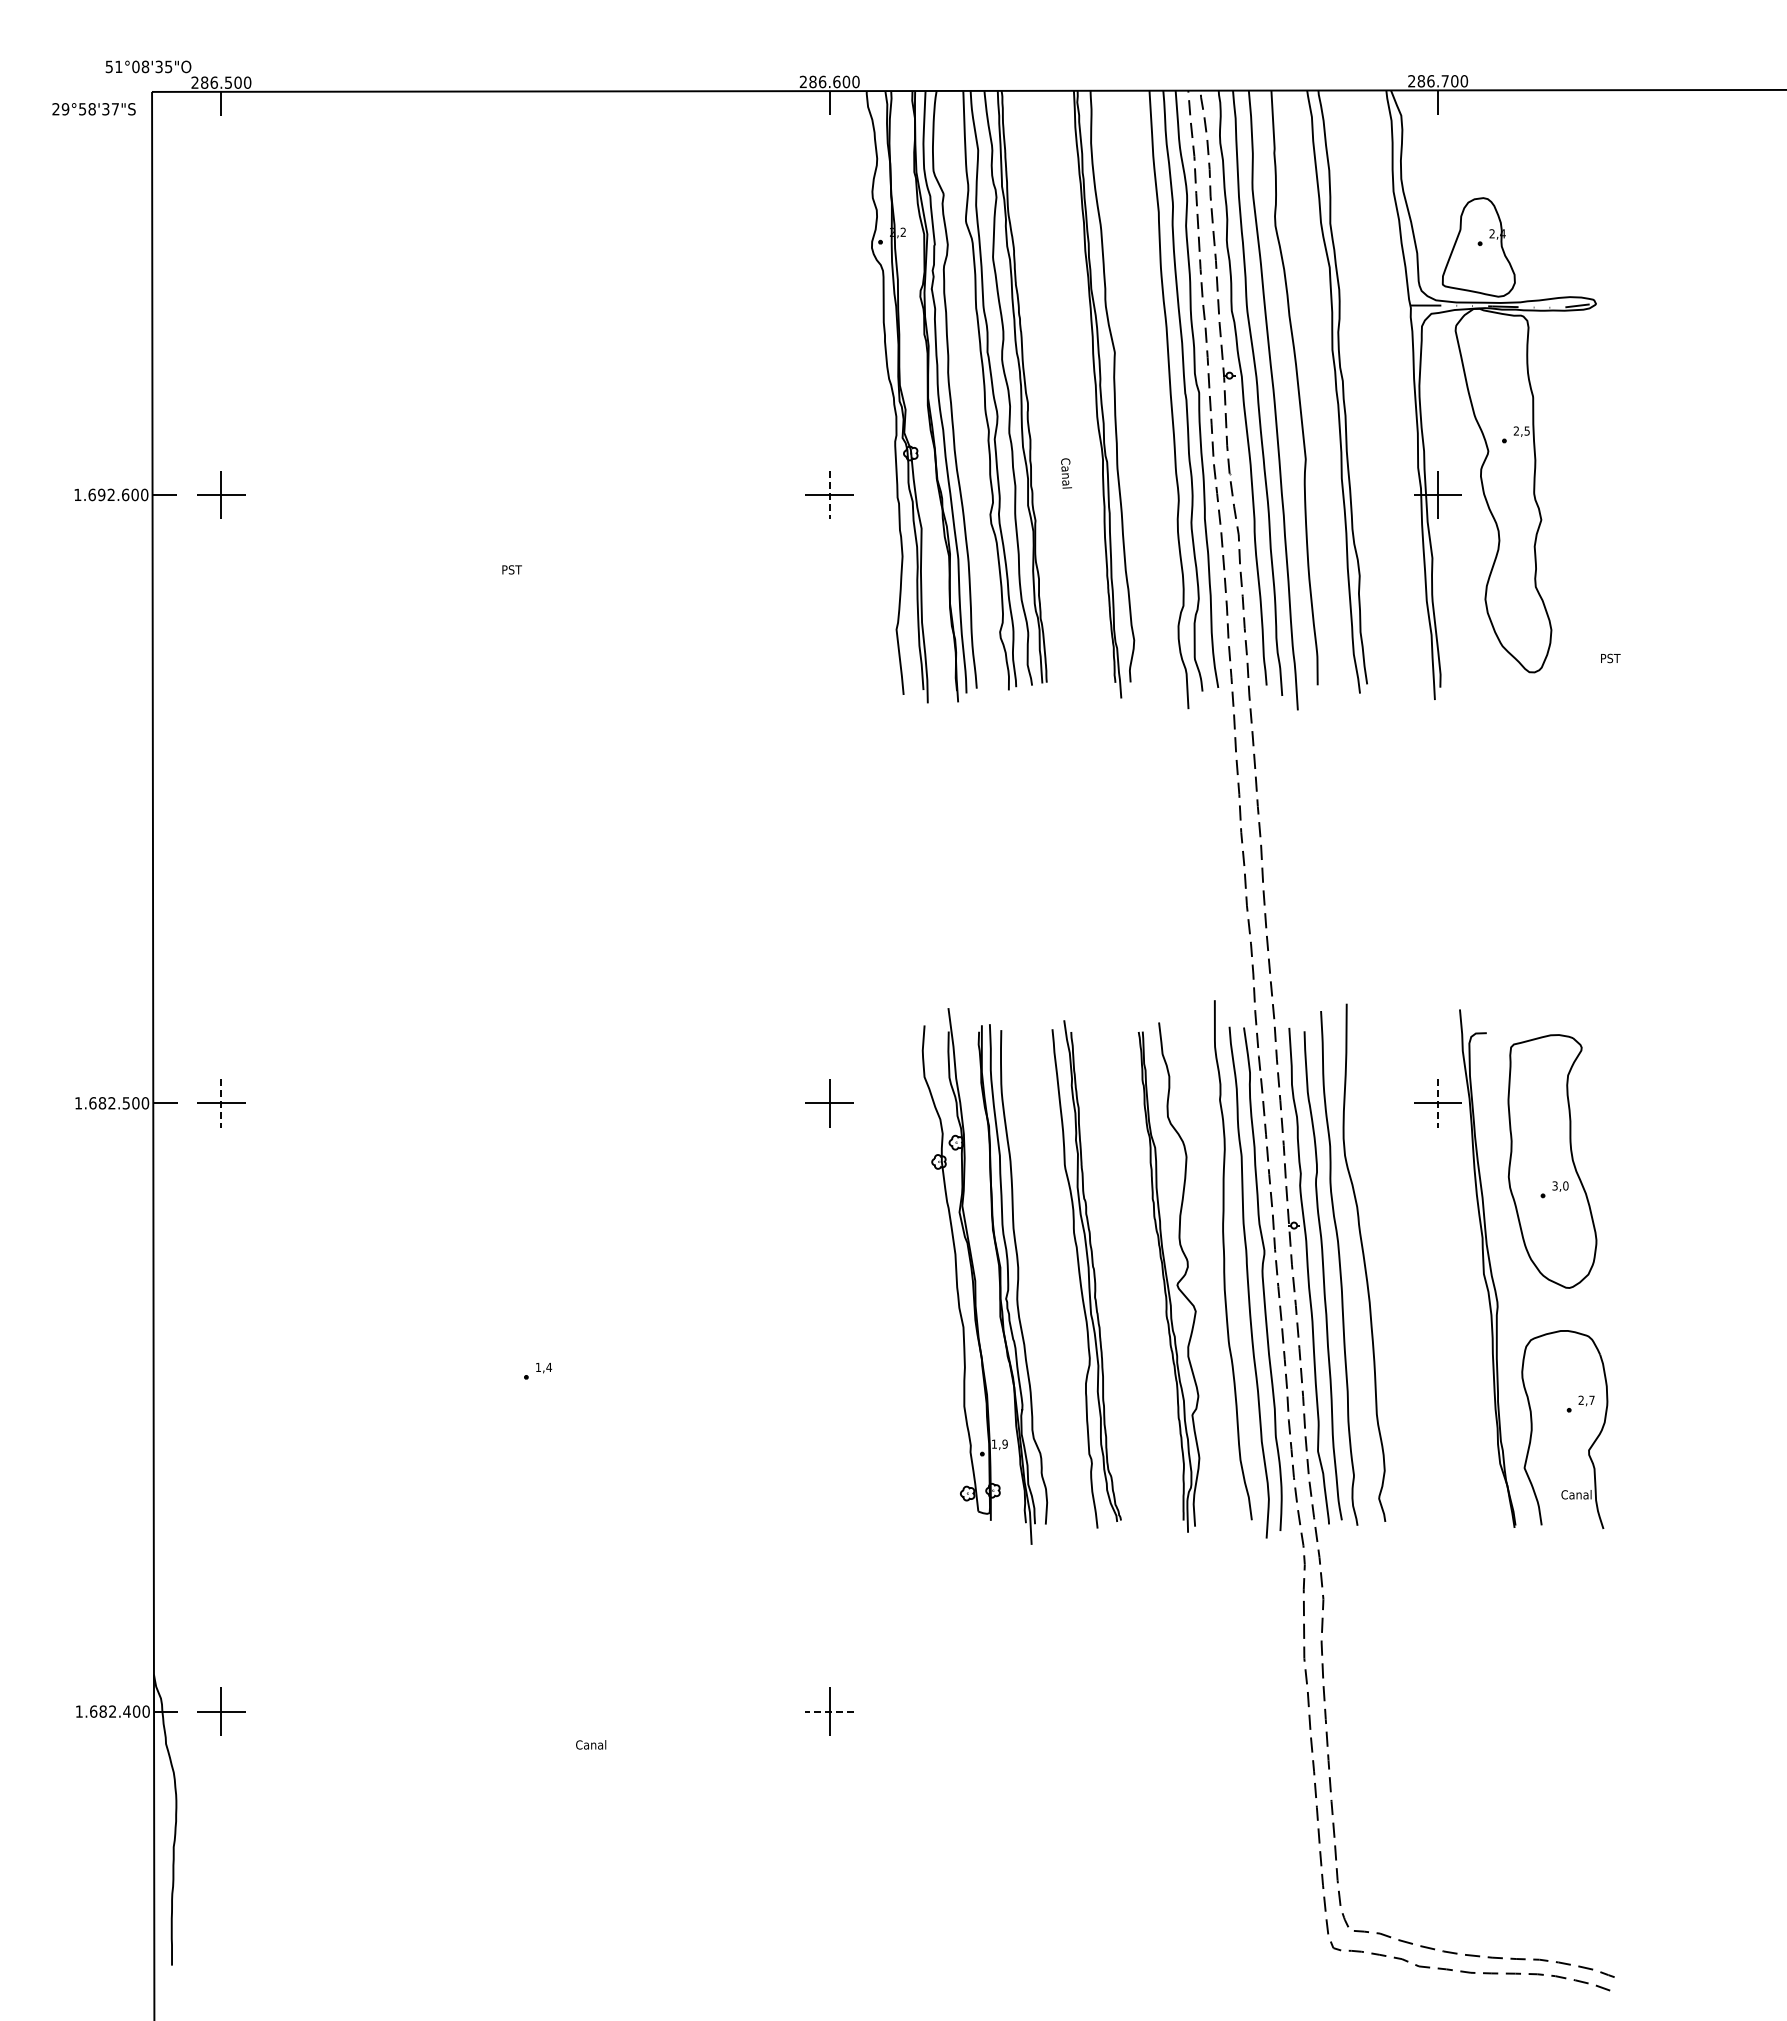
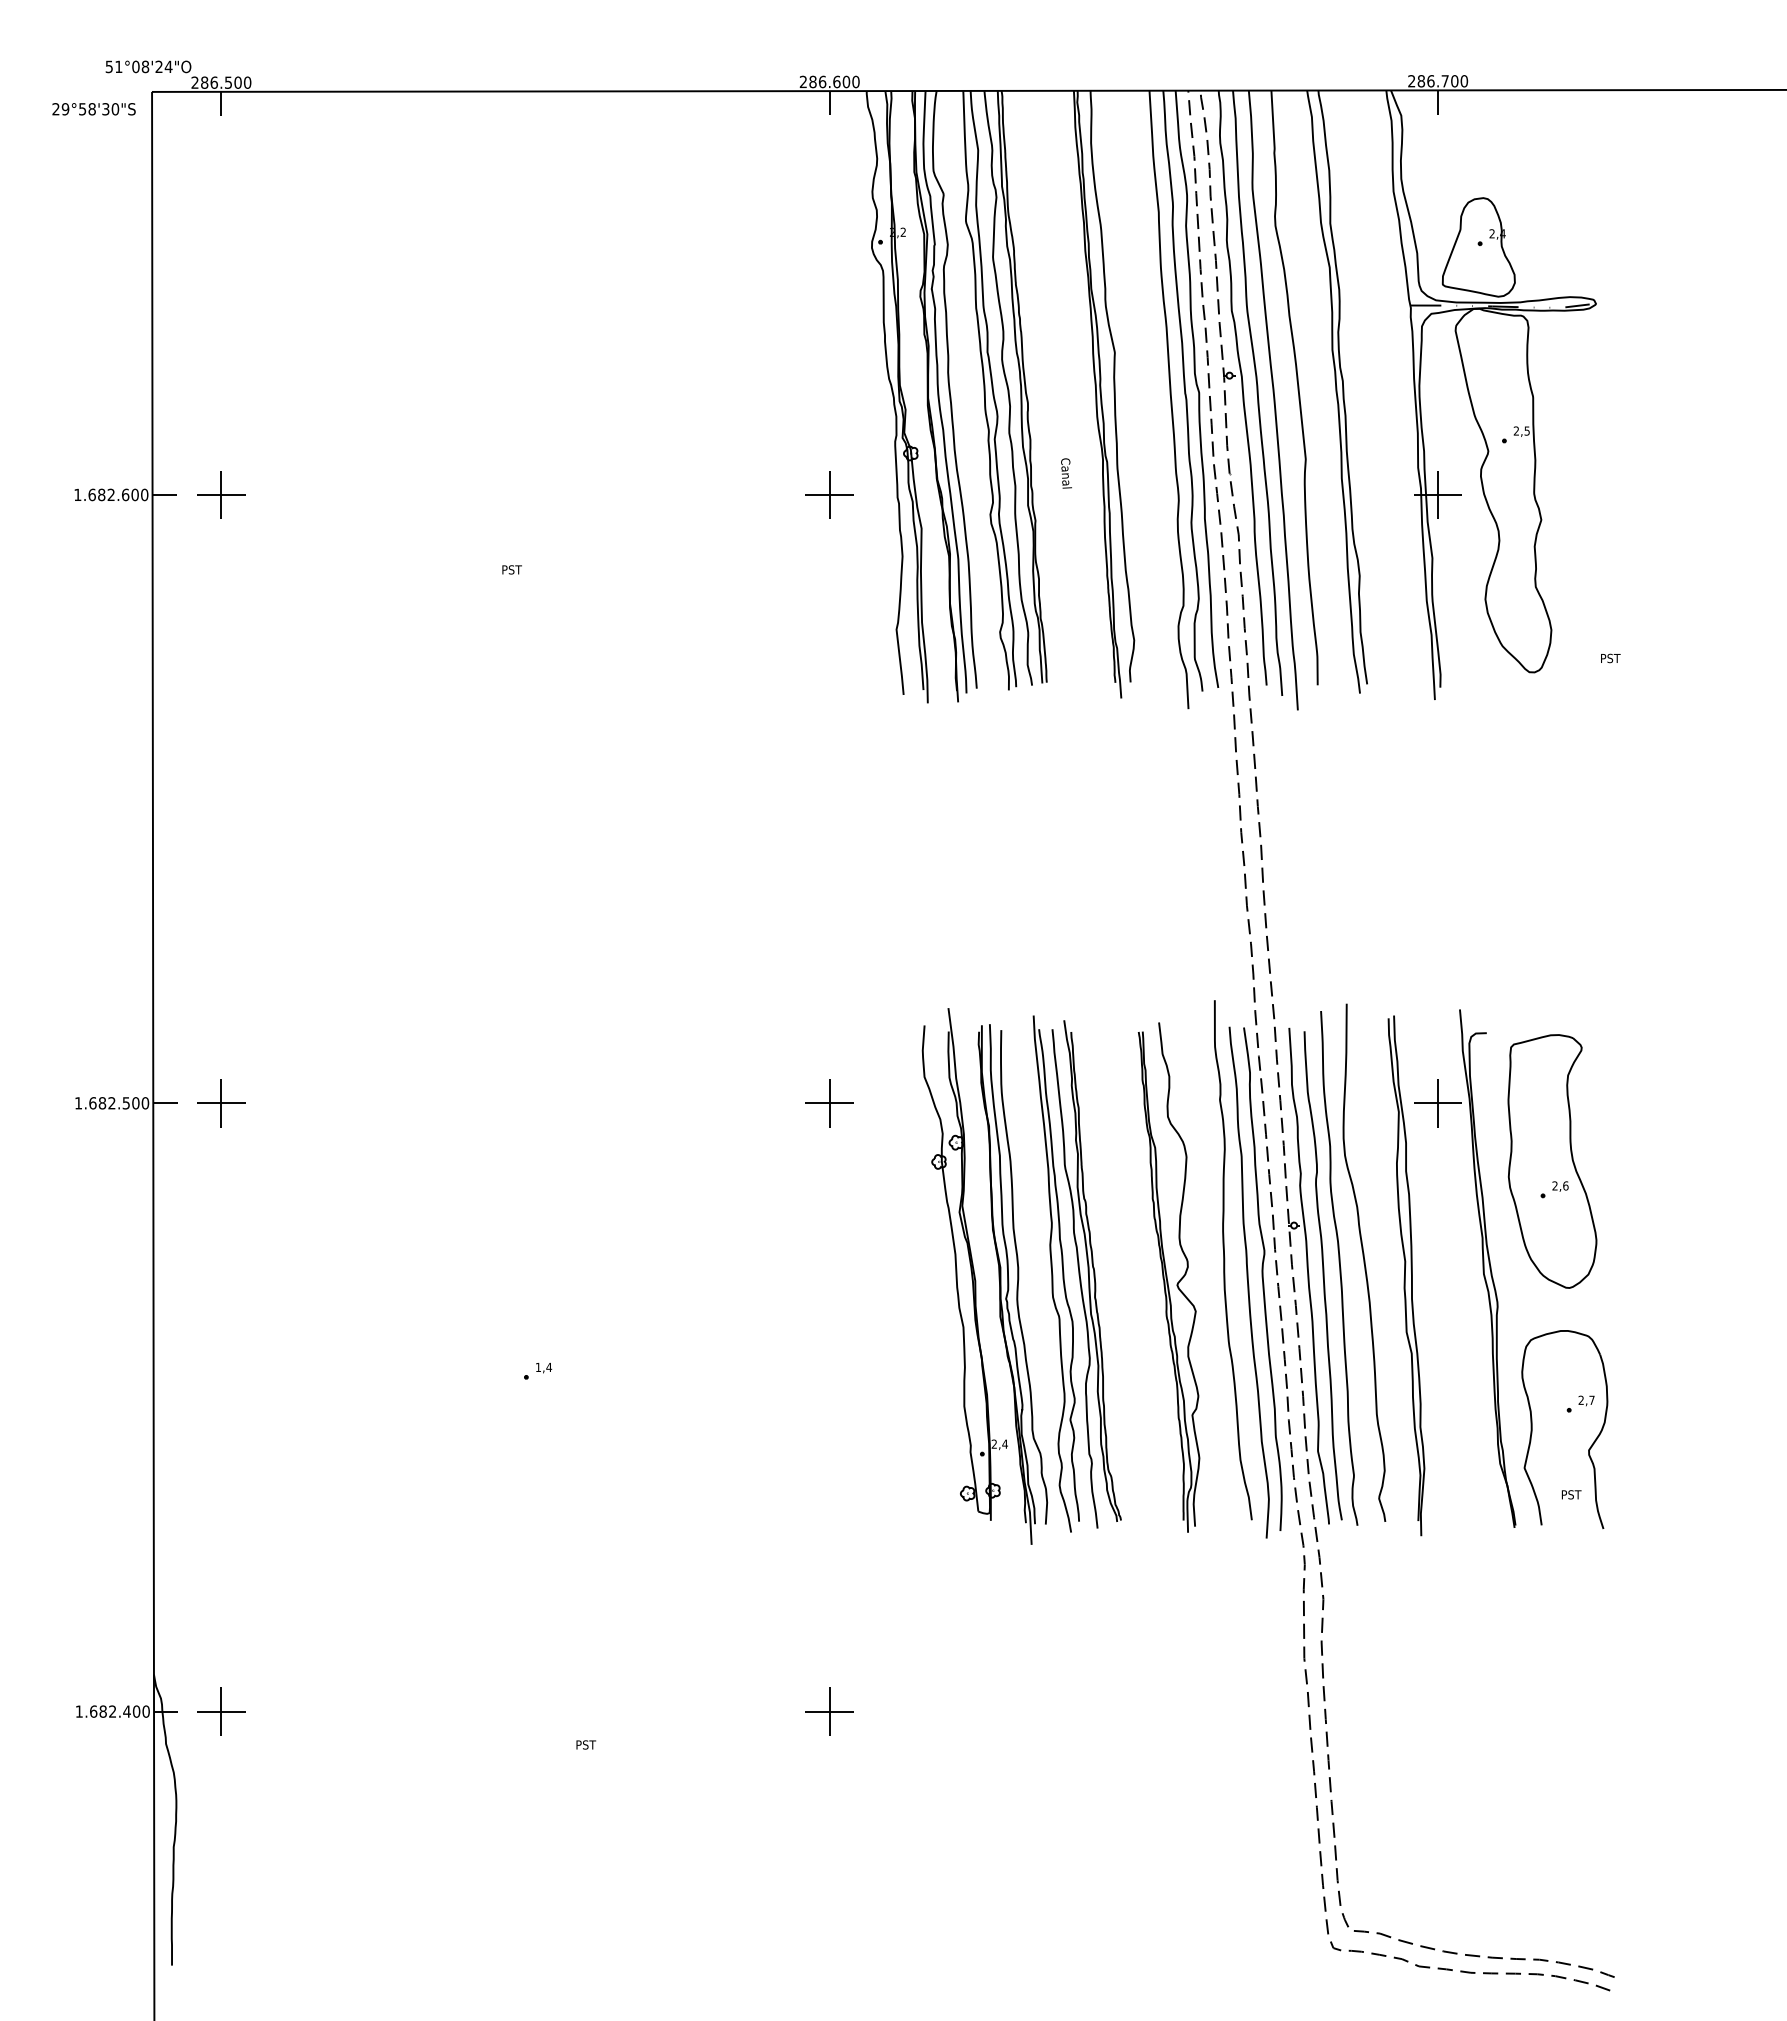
text: 51°08'35"O -> 51°08'24"O (163, 66)
text: 29°58'37"S -> 29°58'30"S (115, 109)
text: 1.692.600 -> 1.682.600 (101, 495)
line: dashed -> solid (829, 495)
line: dashed -> solid (221, 1103)
line: dashed -> solid (1438, 1103)
text: 3,0 -> 2,6 (1560, 1185)
part: none -> present (1055, 1273)
part: none -> present (1406, 1275)
text: 1,9 -> 2,4 (999, 1443)
text: Canal -> PST (1576, 1494)
line: dashed -> solid (829, 1711)
text: Canal -> PST (591, 1744)
